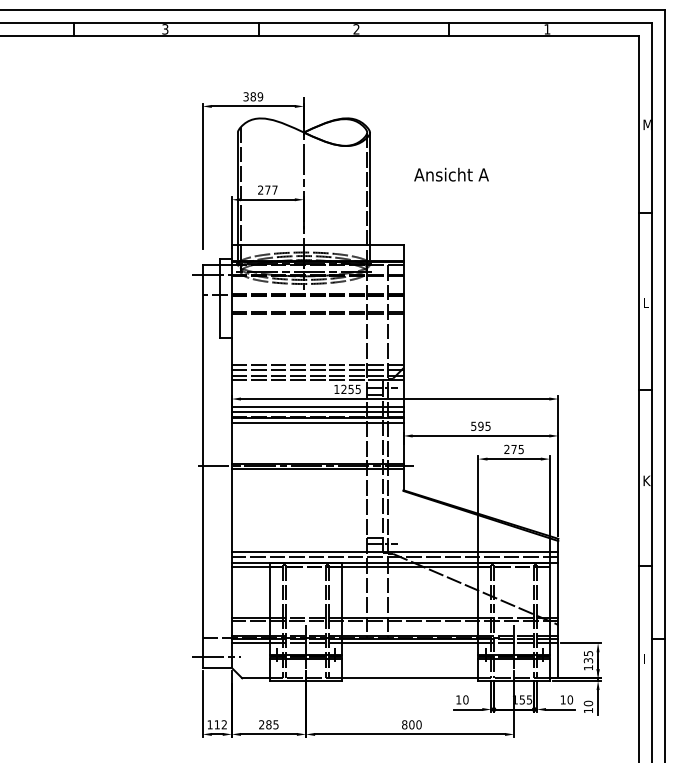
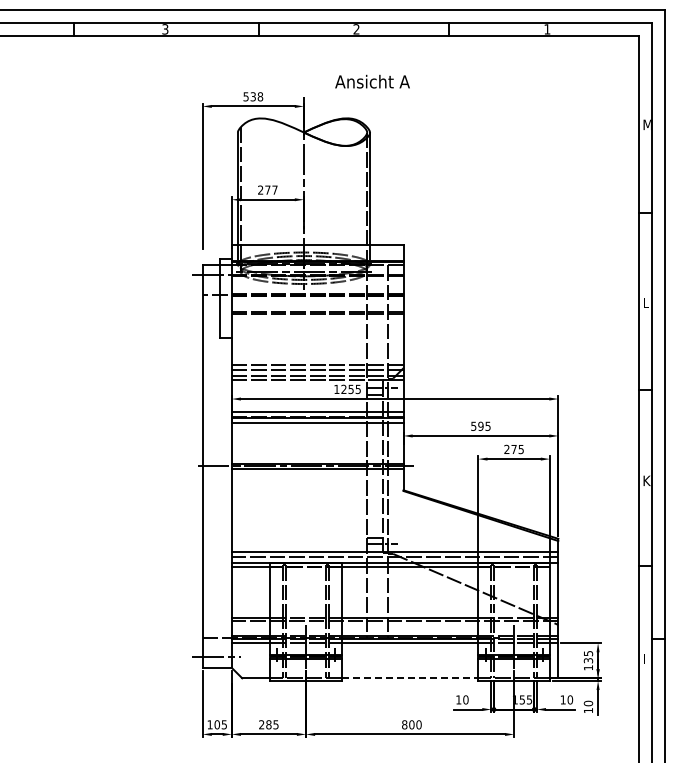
text: 389 -> 538 (253, 96)
text position: (451, 174) -> (372, 81) (372, 81)
line: present -> none (317, 407)
line: solid -> dashed (410, 678)
text: 112 -> 105 (220, 724)
